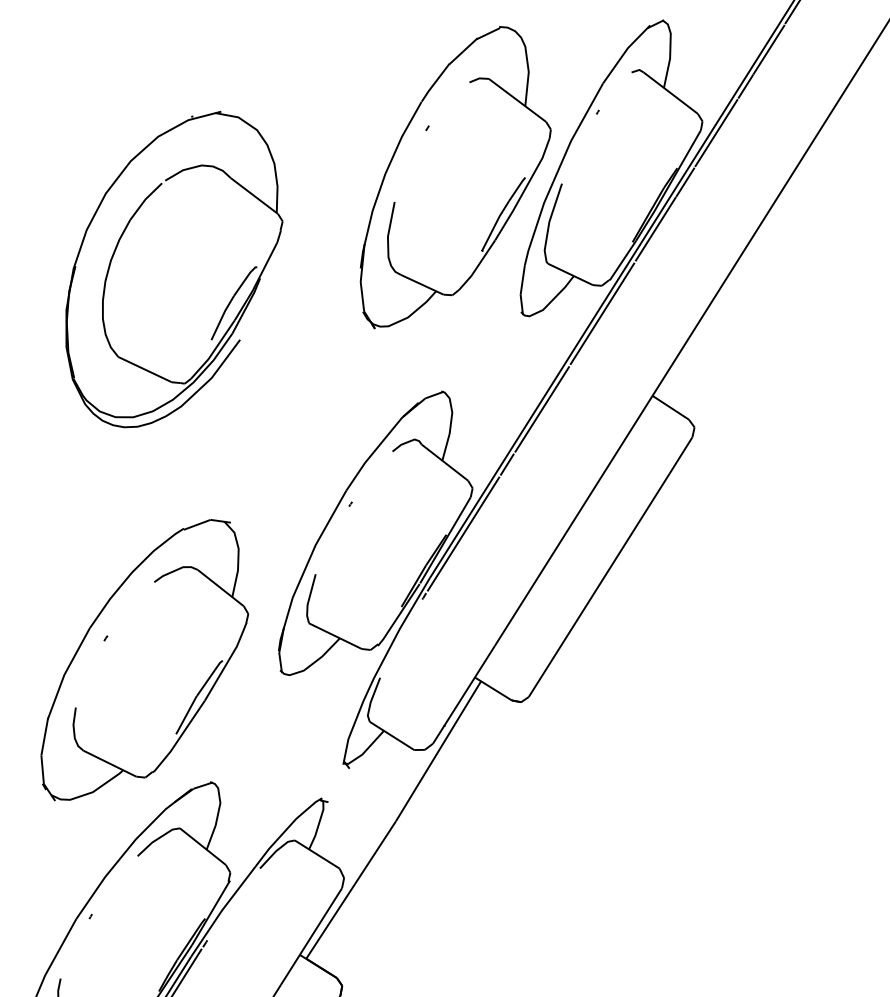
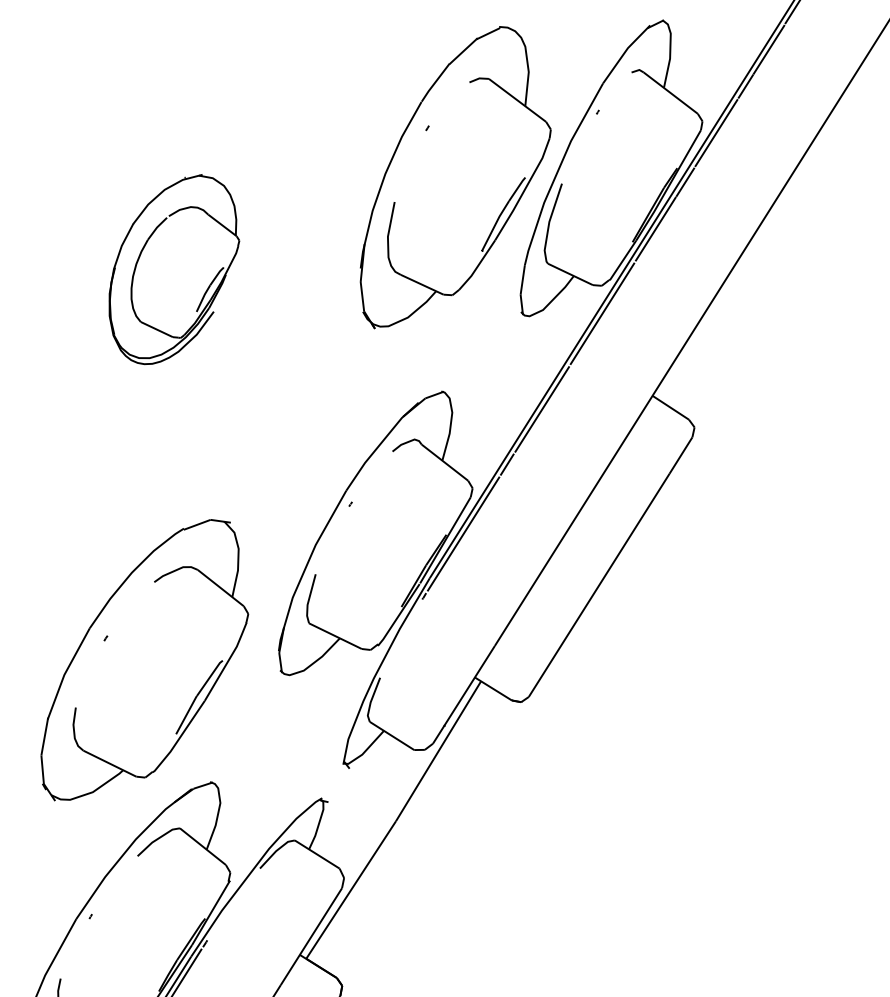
part size: 219x319 px -> 133x192 px (174, 269)
